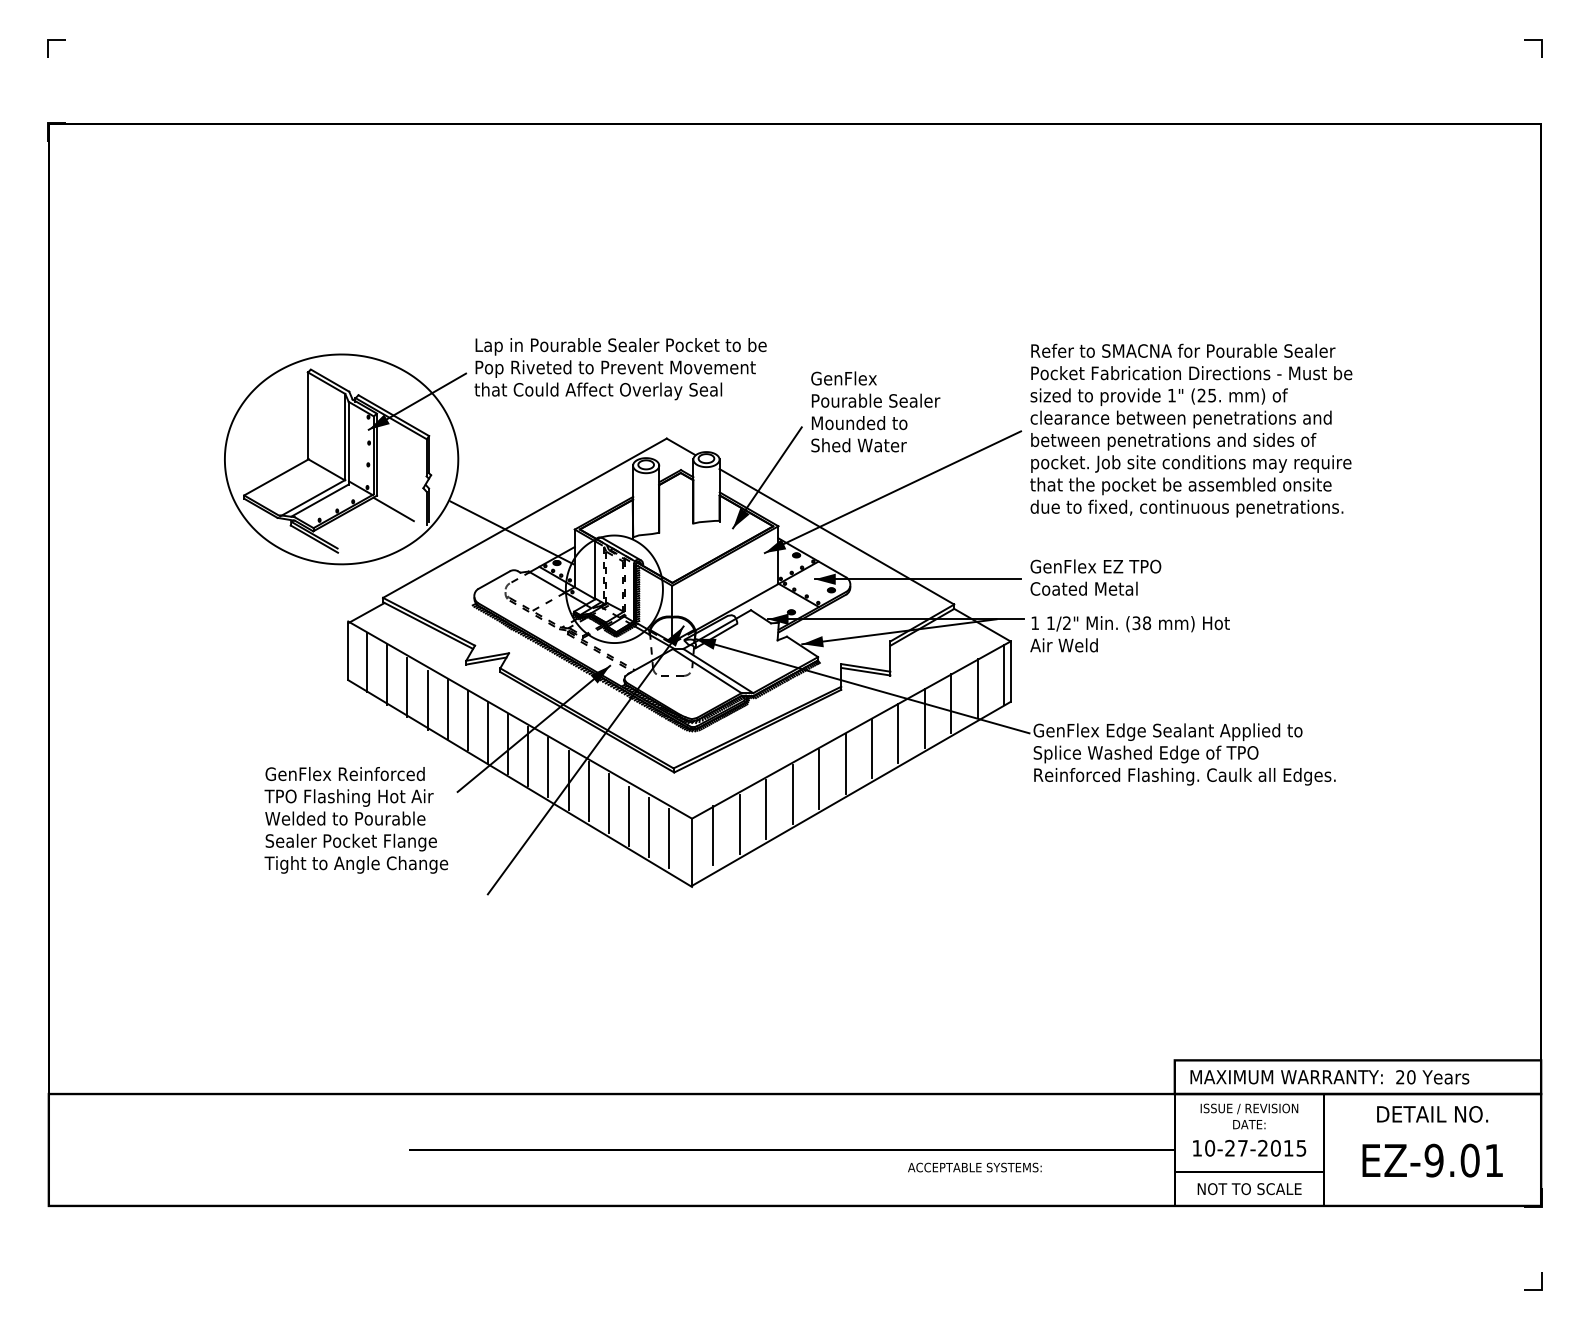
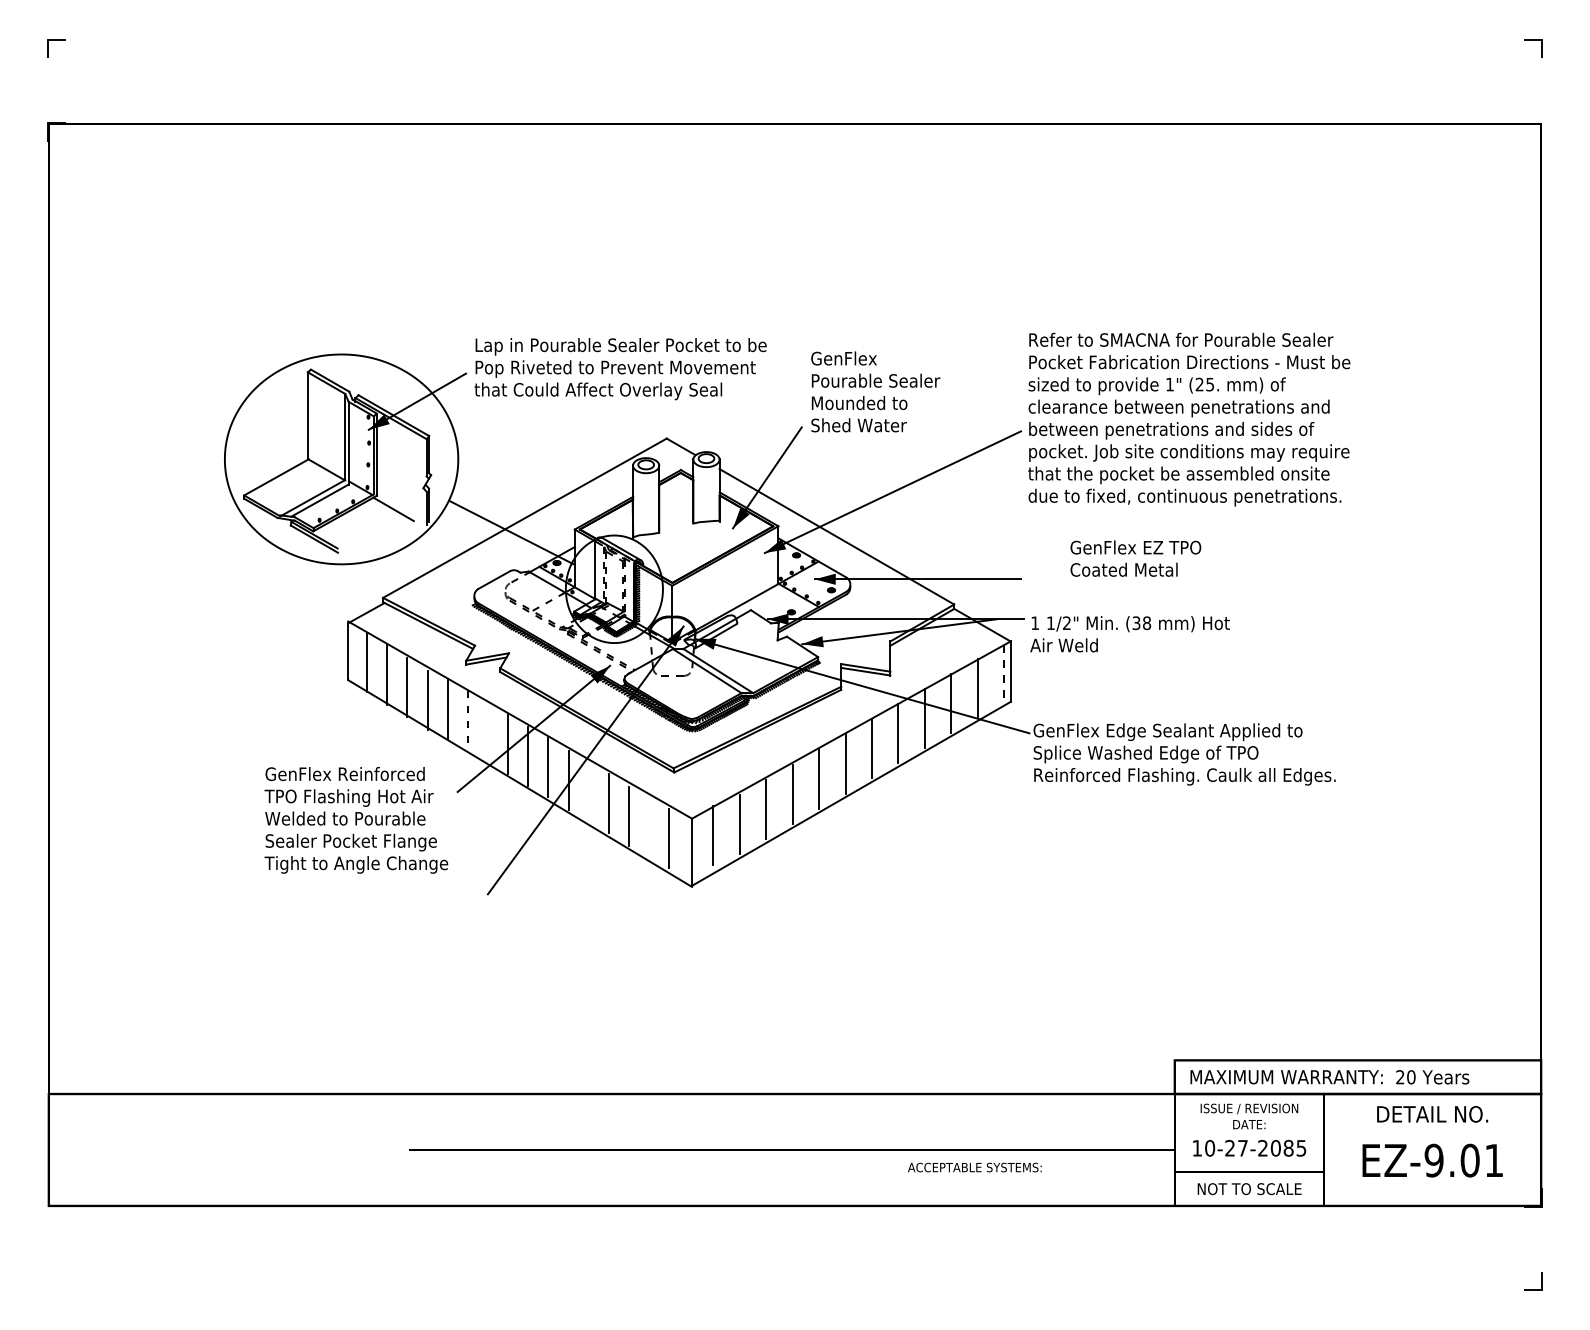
text position: (875, 411) -> (875, 391) (875, 391)
text position: (1191, 430) -> (1189, 419) (1189, 419)
text position: (1095, 577) -> (1135, 558) (1135, 558)
line: solid -> dashed (1004, 674)
line: solid -> dashed (467, 720)
line: present -> none (487, 732)
line: present -> none (588, 790)
line: present -> none (649, 826)
text: 10-27-2015 -> 10-27-2085 (1288, 1147)
